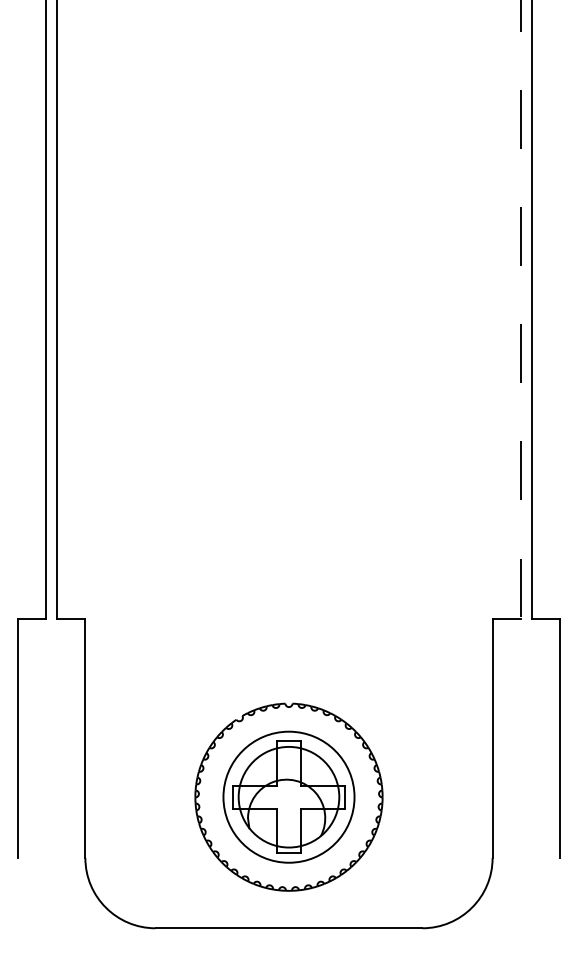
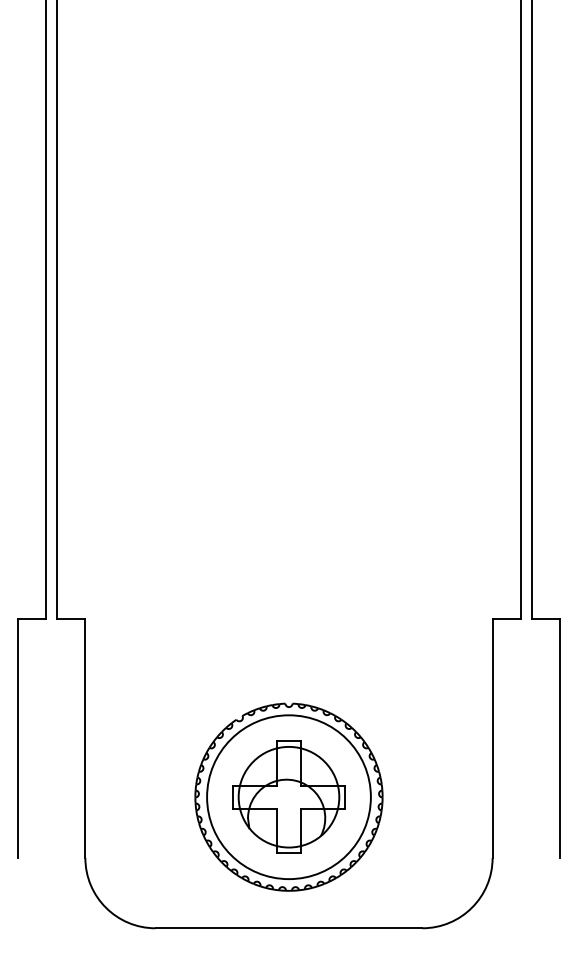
line: dashed -> solid (520, 310)
circle diameter: 131 px -> 164 px (288, 797)
